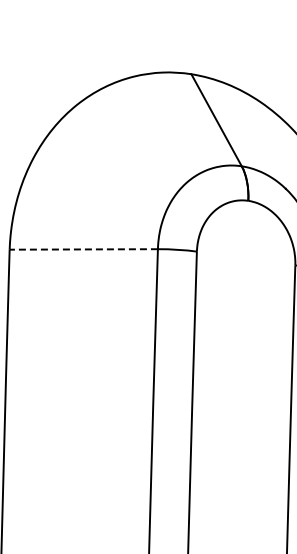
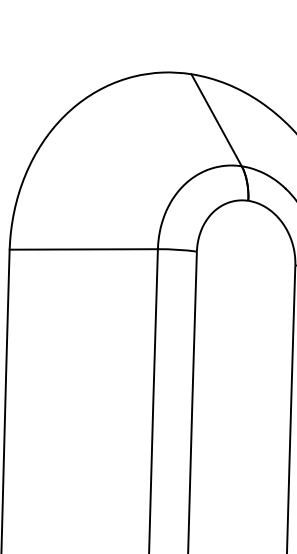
line: dashed -> solid (83, 249)
